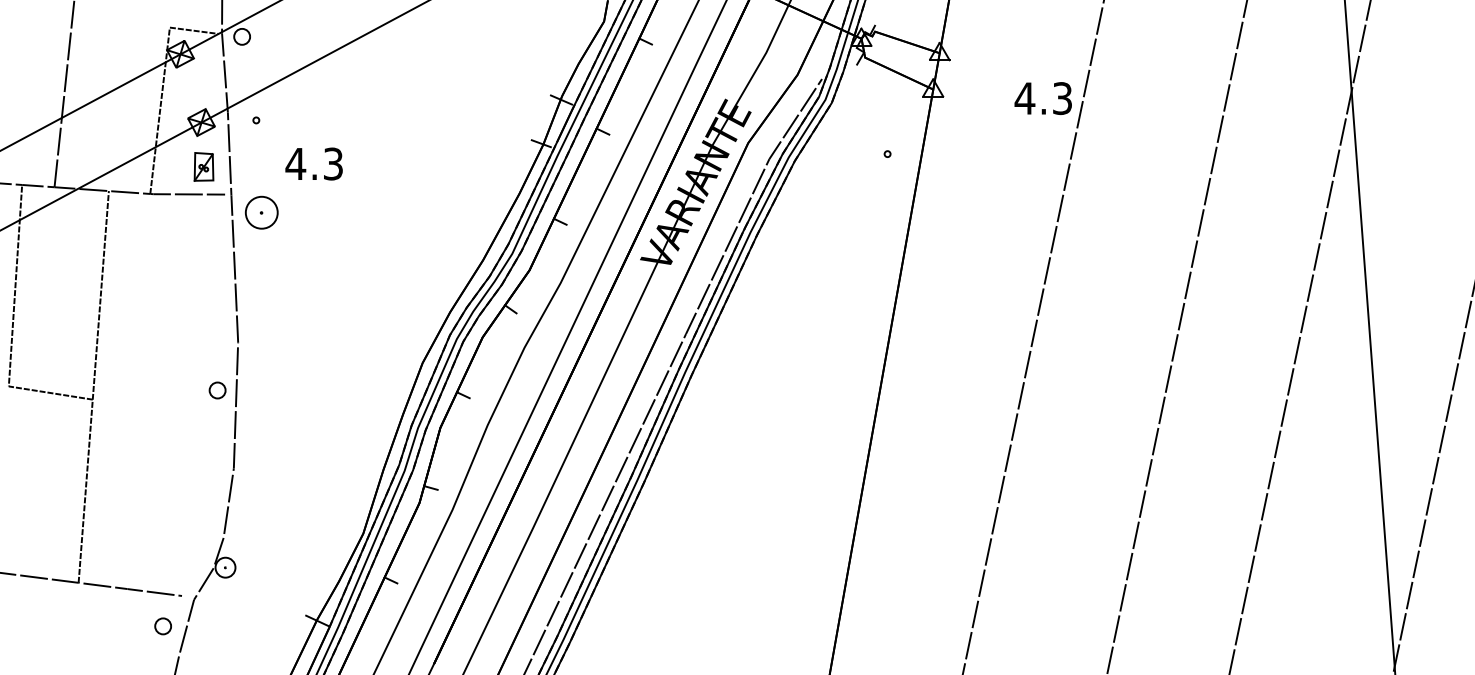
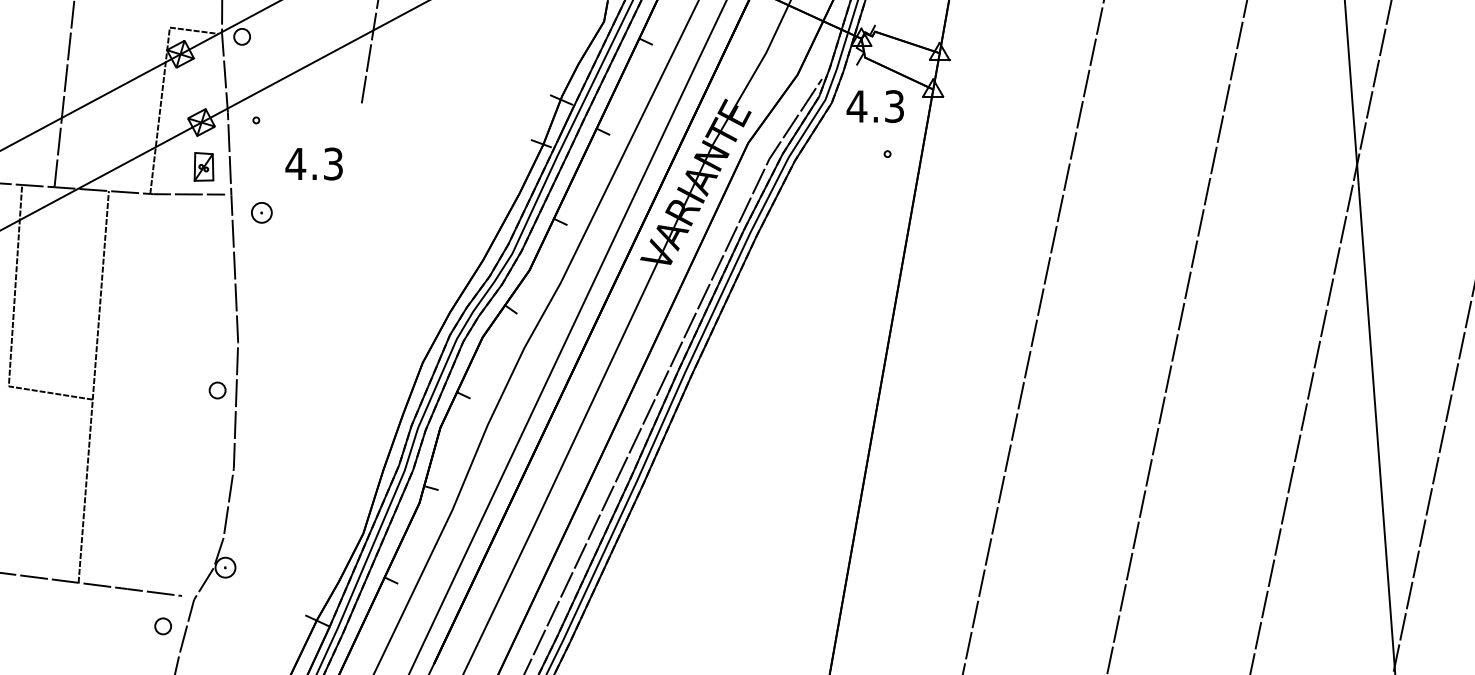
line: none -> present (369, 52)
text position: (1042, 98) -> (874, 106) (874, 106)
part size: 35x35 px -> 22x22 px (261, 212)
line position: (1299, 336) -> (1320, 336) (1320, 336)
